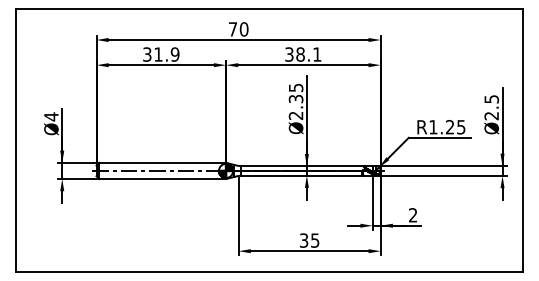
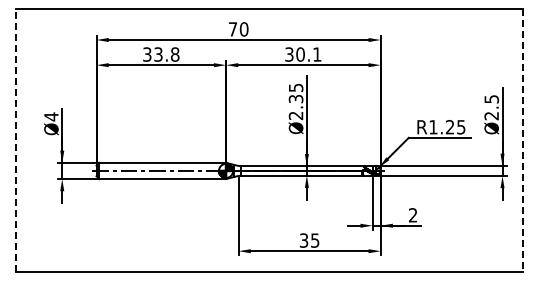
text: 31.9 -> 33.8 (166, 54)
text: 38.1 -> 30.1 (300, 54)
line: solid -> dashed (16, 140)
line: solid -> dashed (522, 140)
